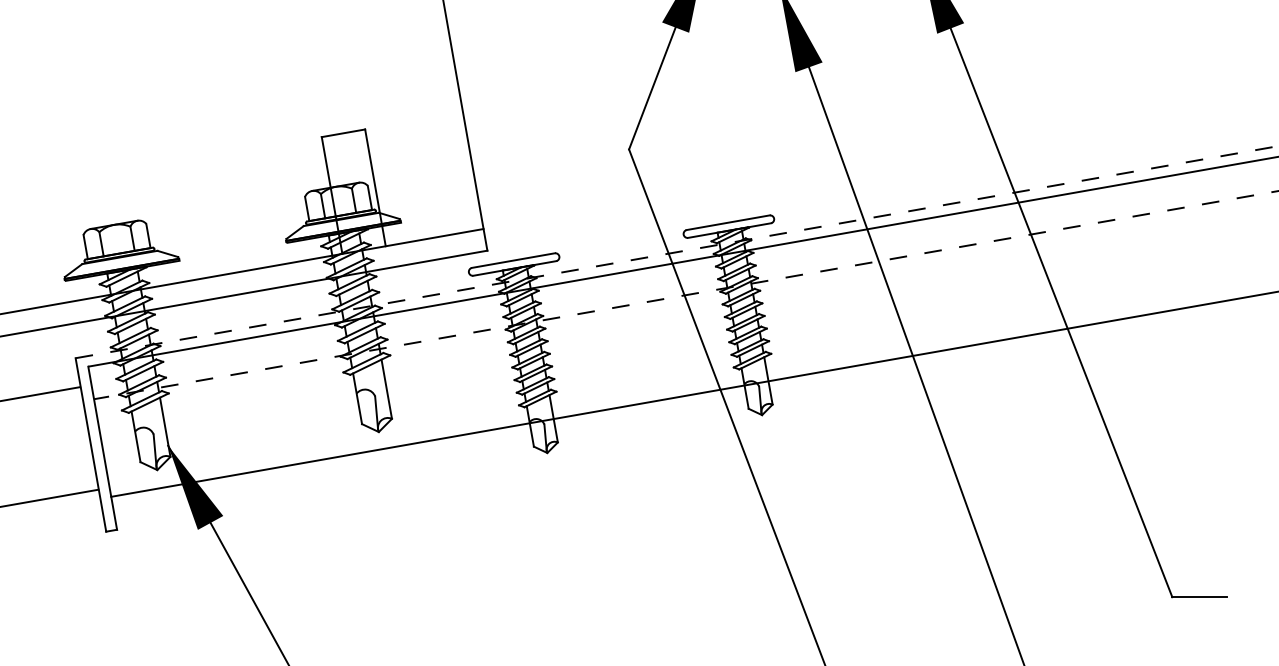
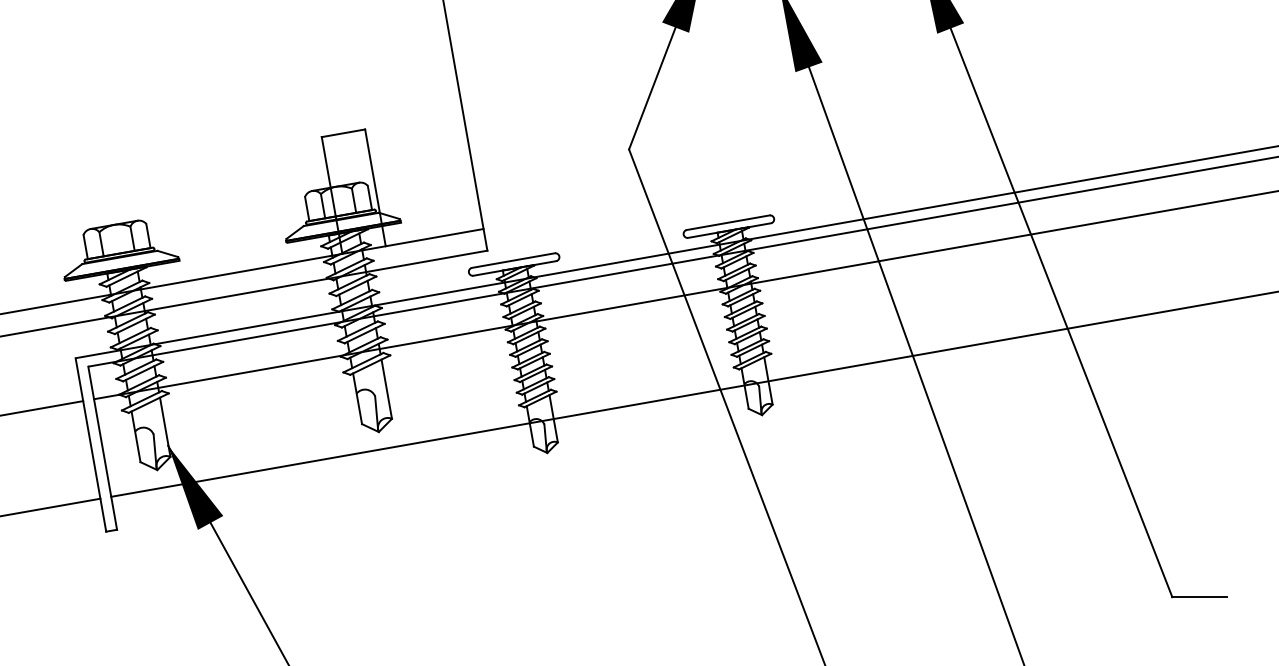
line: dashed -> solid (677, 252)
line: dashed -> solid (685, 295)
line position: (41, 393) -> (42, 408) (42, 408)
line position: (50, 497) -> (51, 506) (51, 506)
